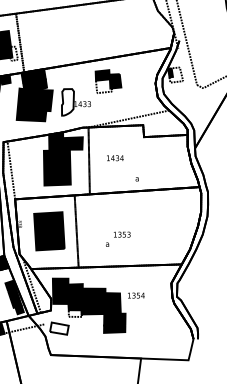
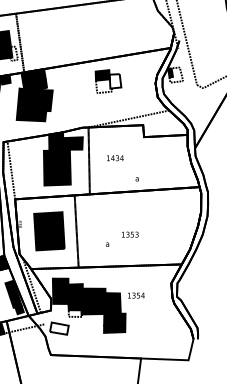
fill: present -> none (115, 81)
part: present -> none (75, 102)
text position: (122, 234) -> (130, 234) (130, 234)
